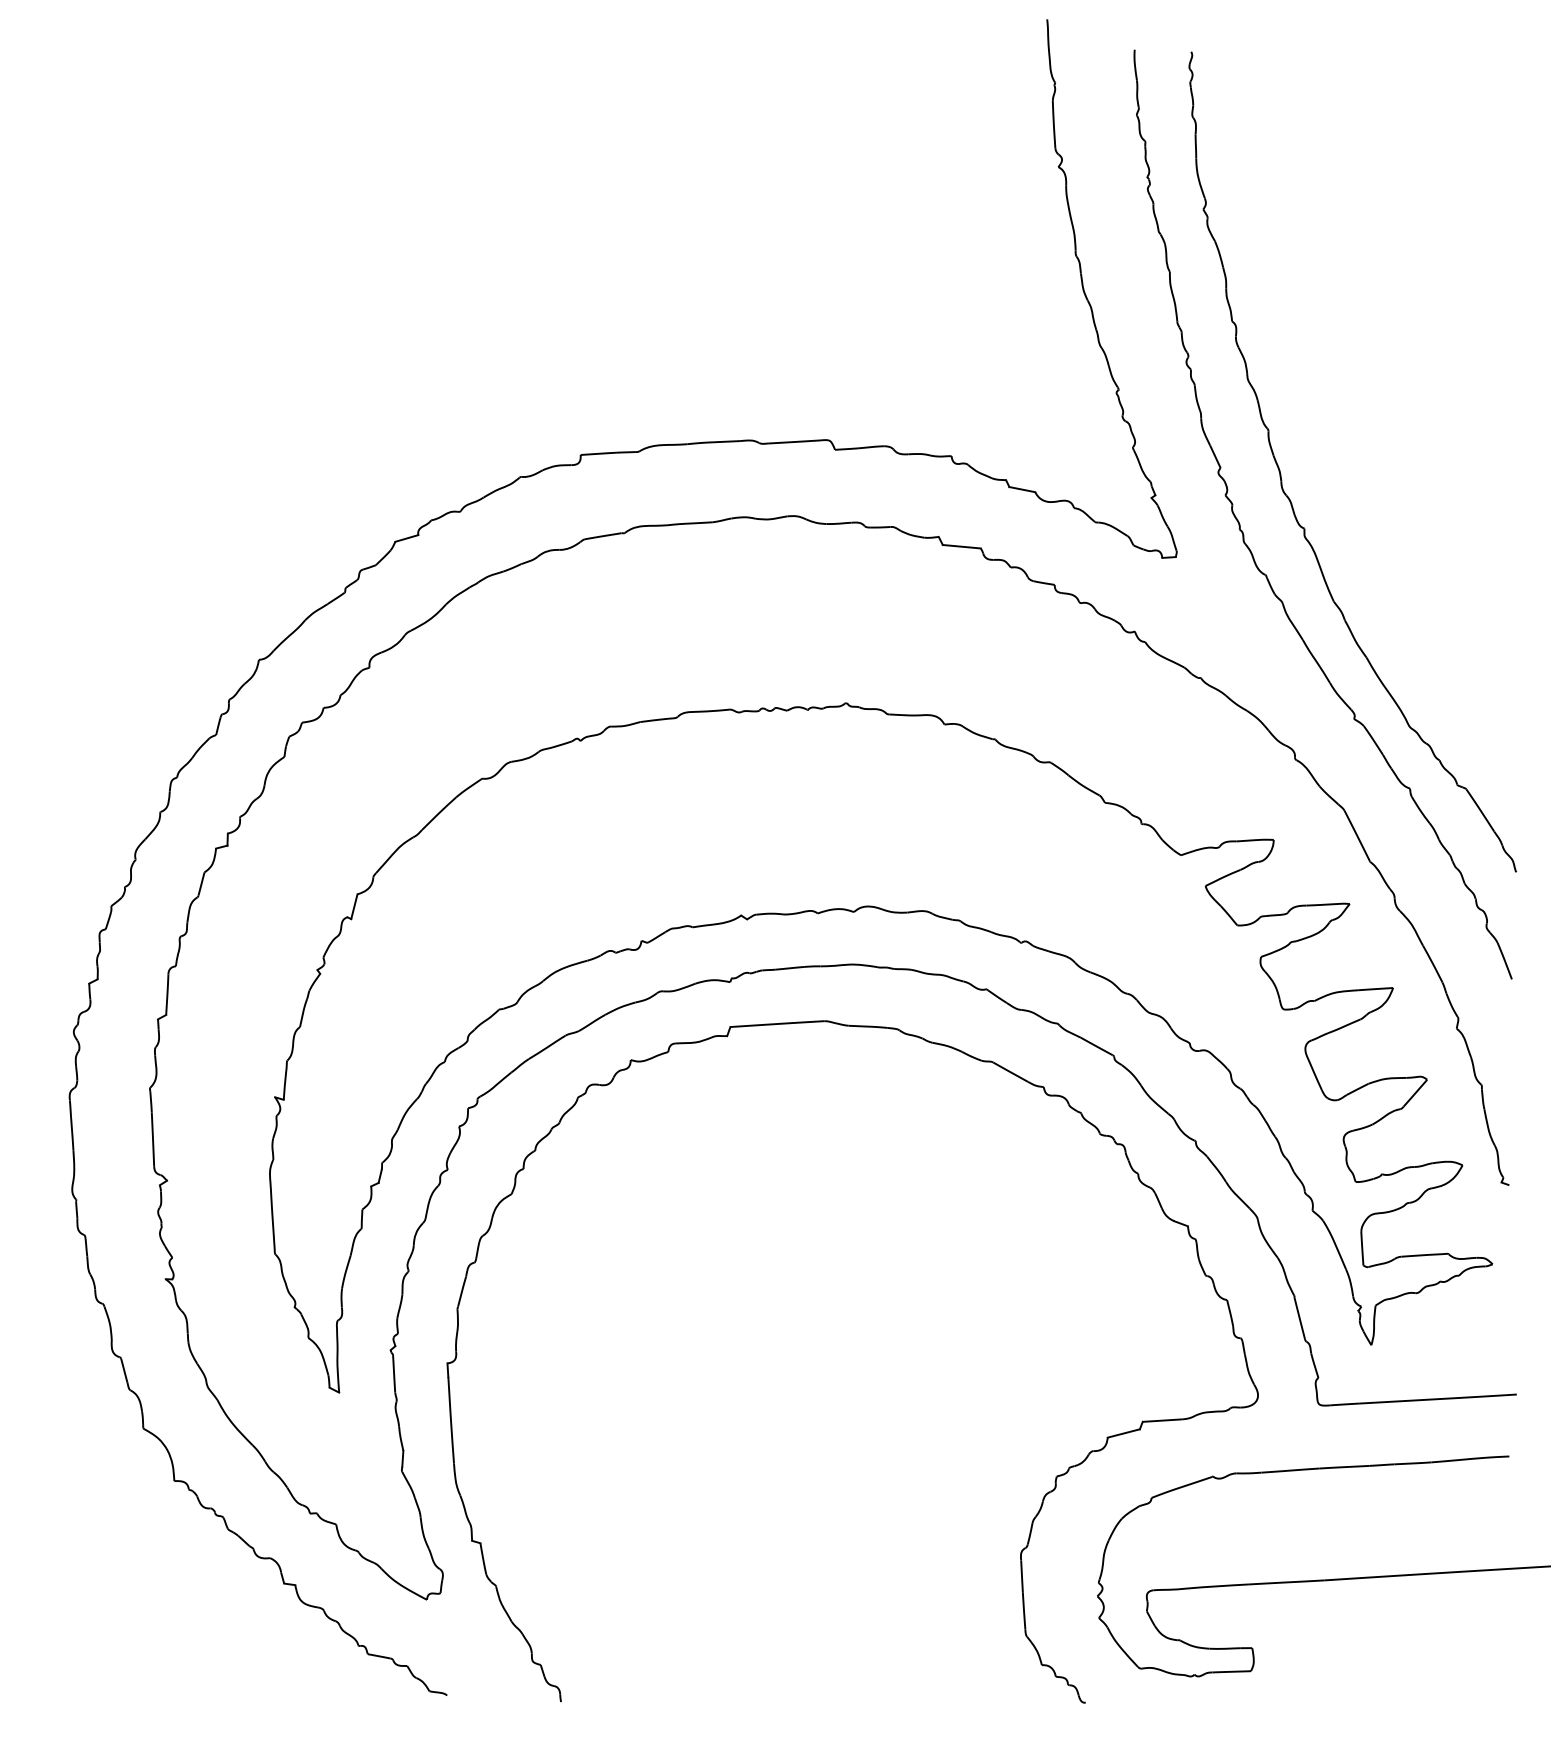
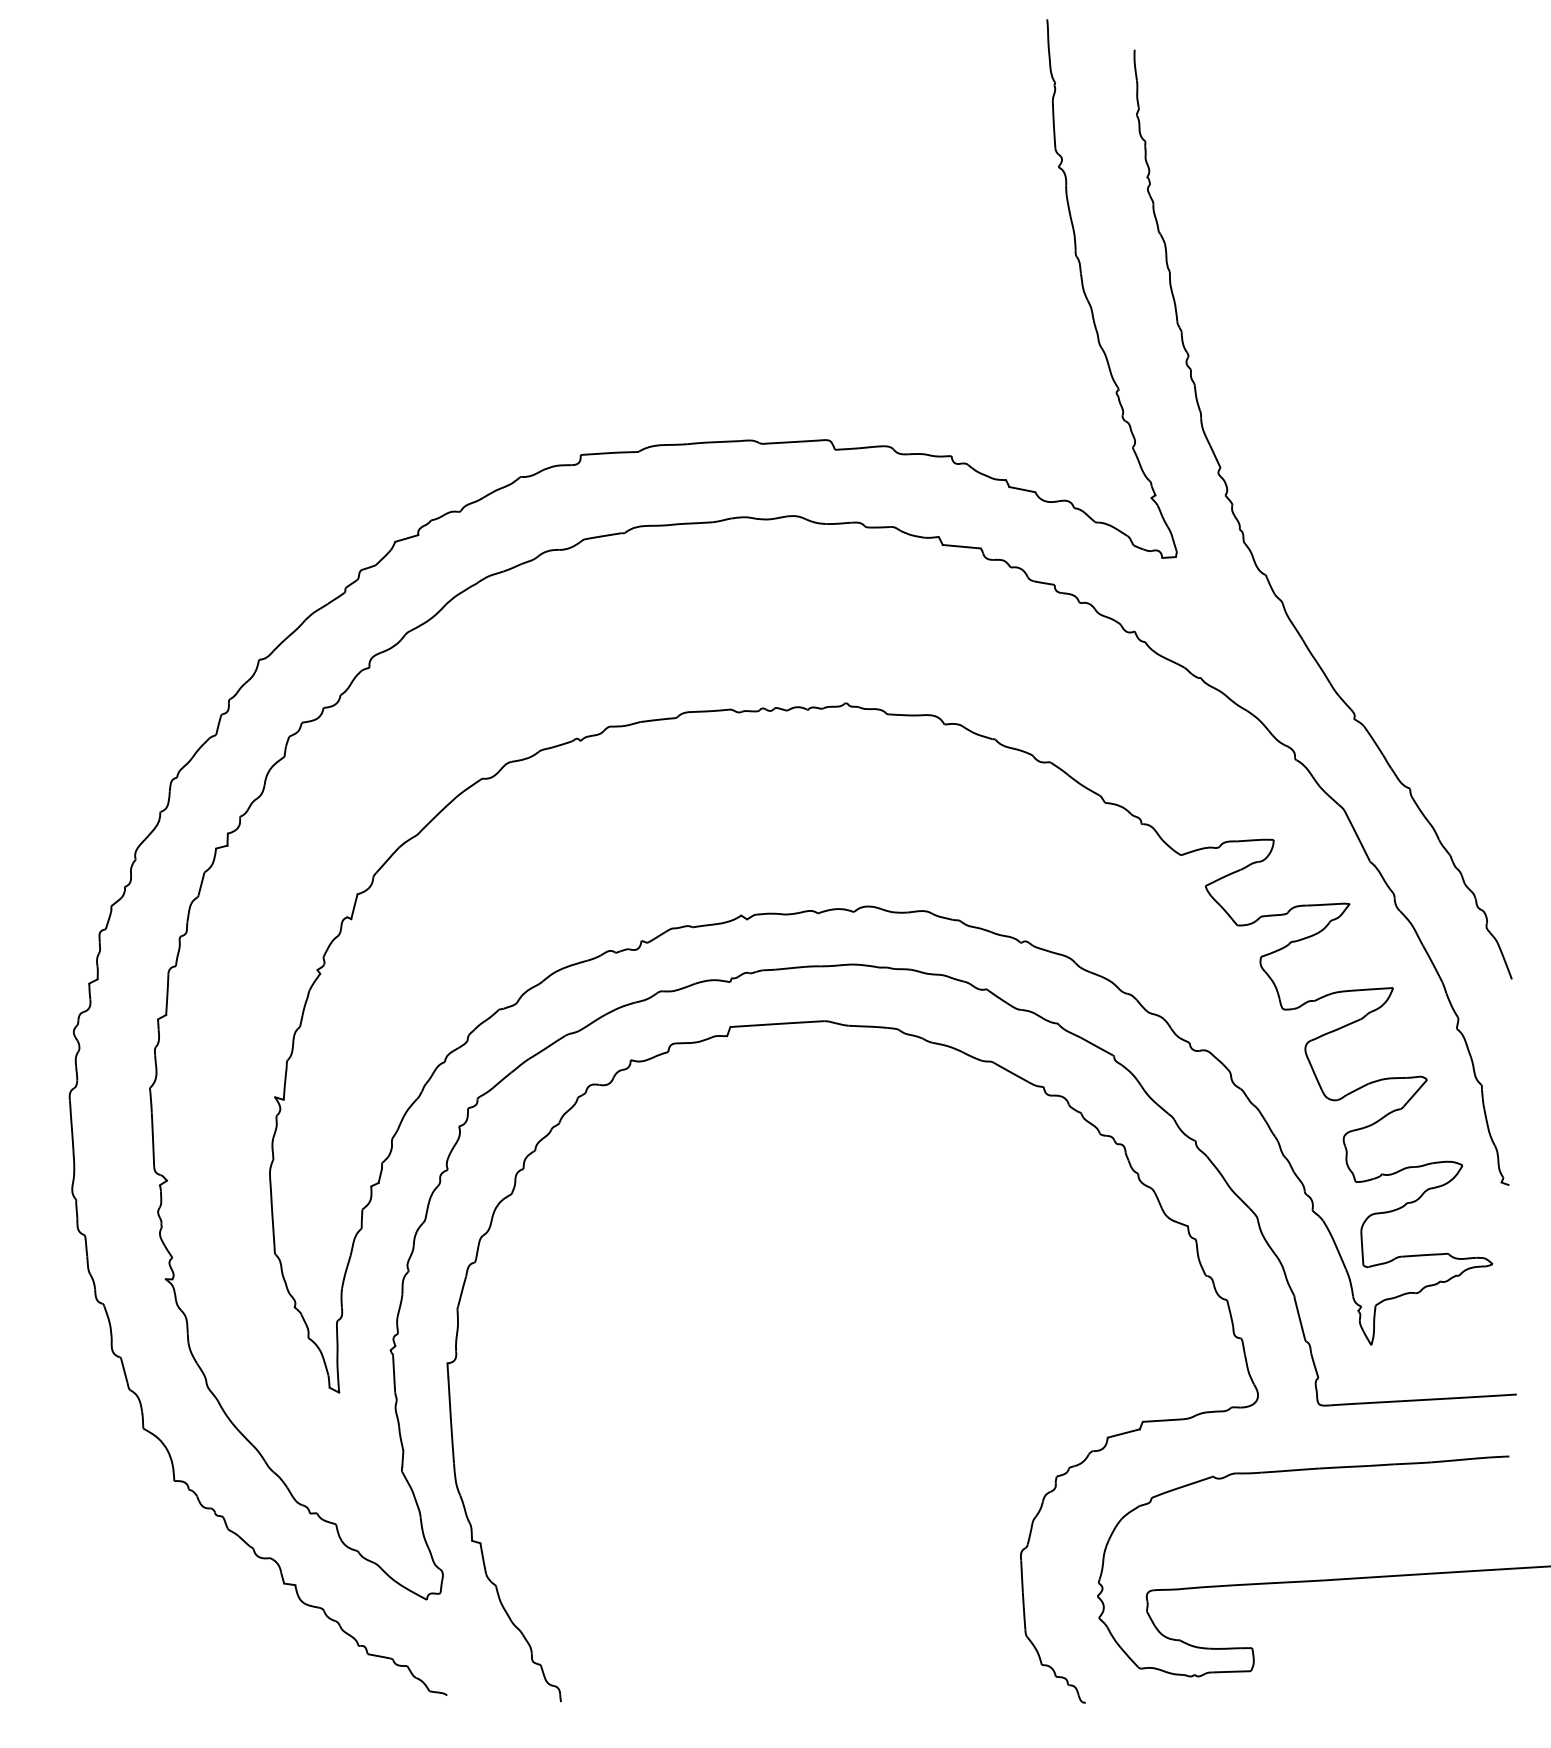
part: present -> none (1281, 474)
